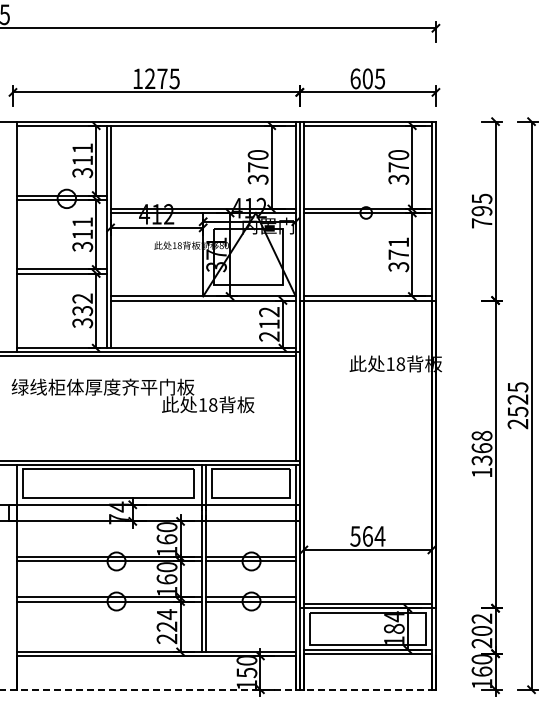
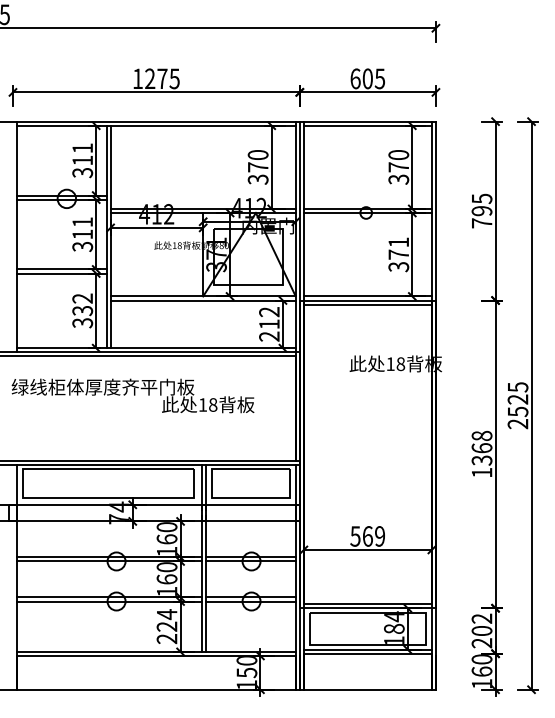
line: none -> present (367, 304)
text: 564 -> 569 (379, 536)
line: dashed -> solid (217, 689)
